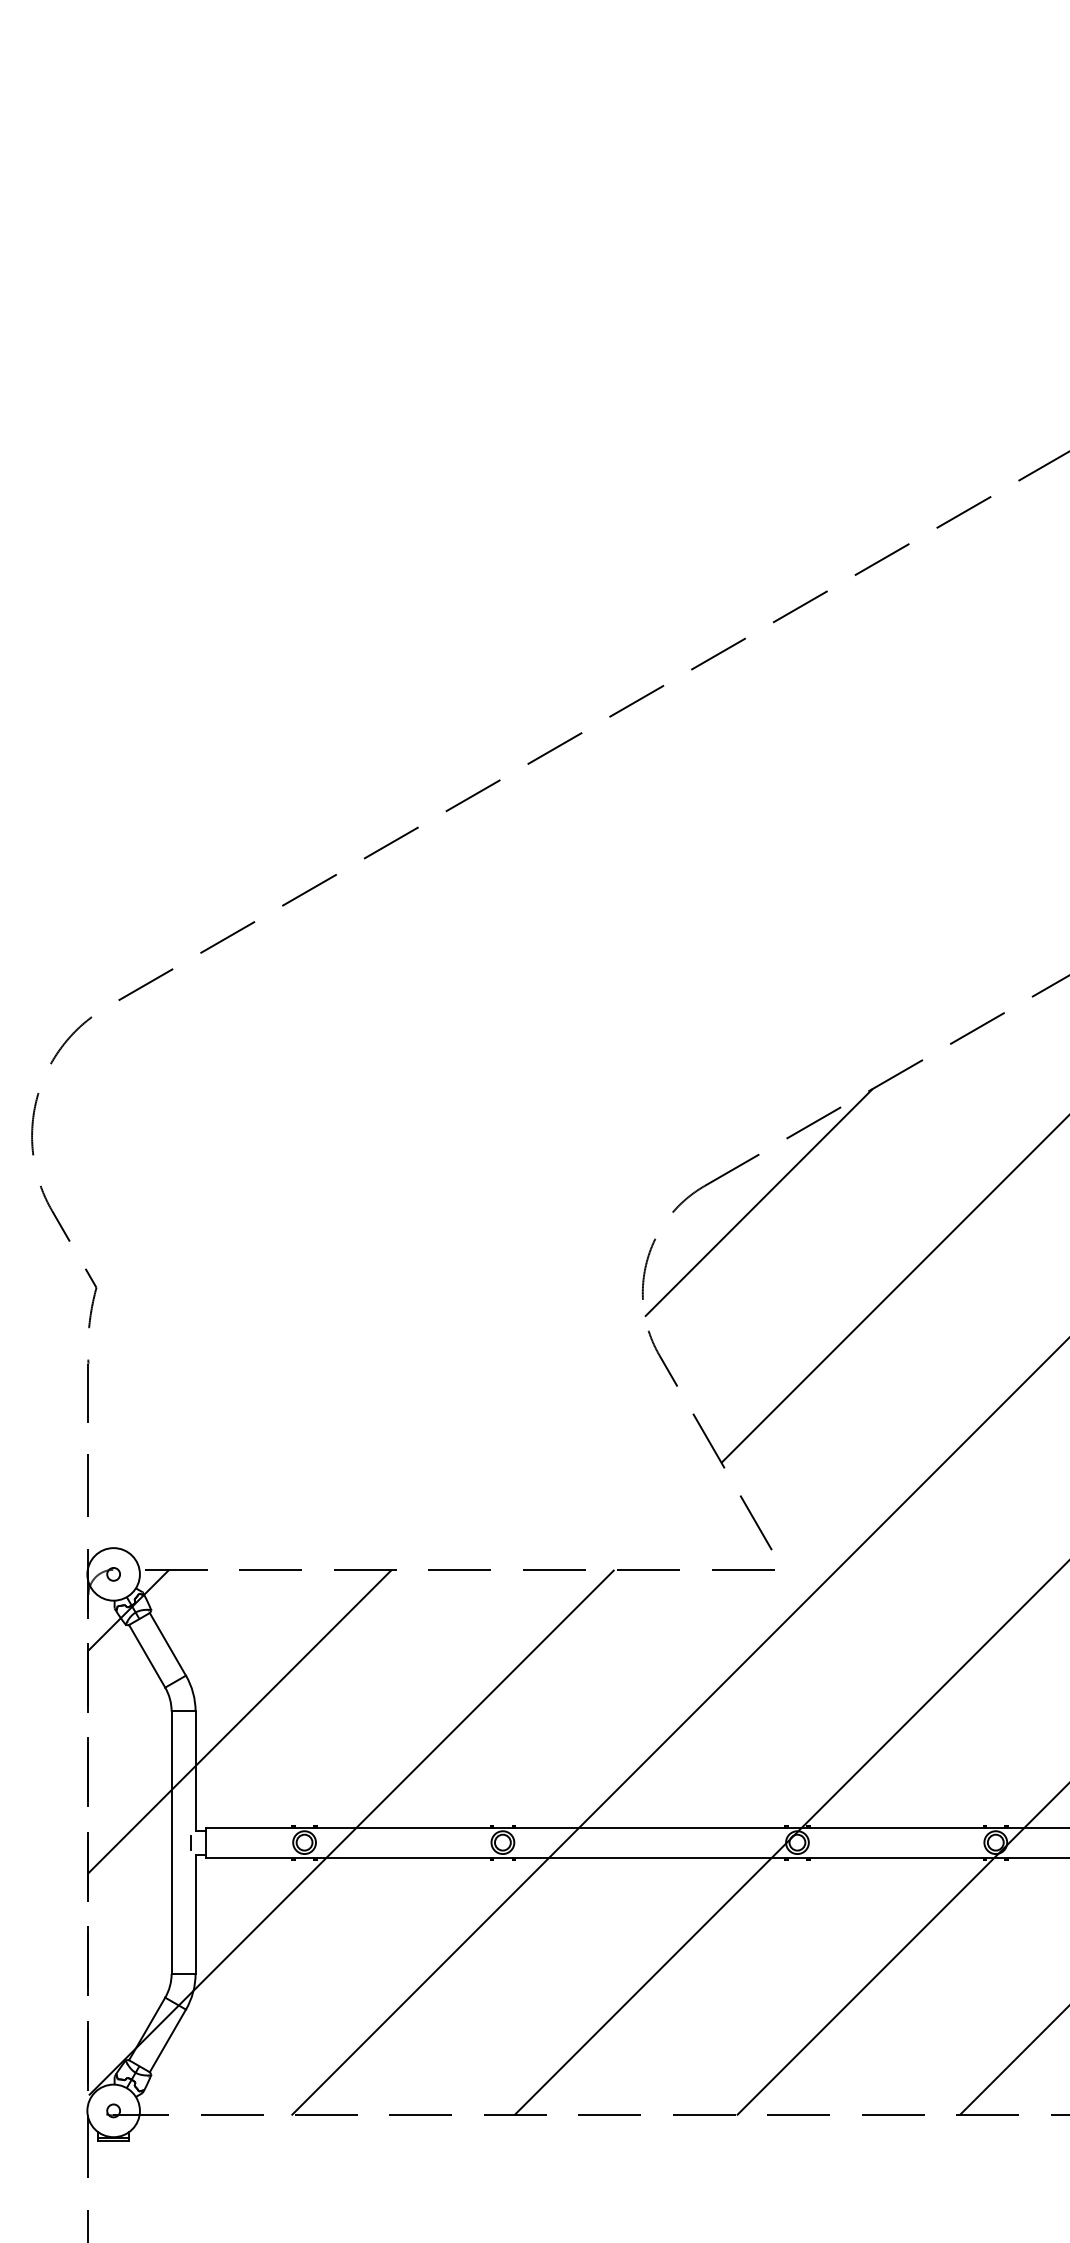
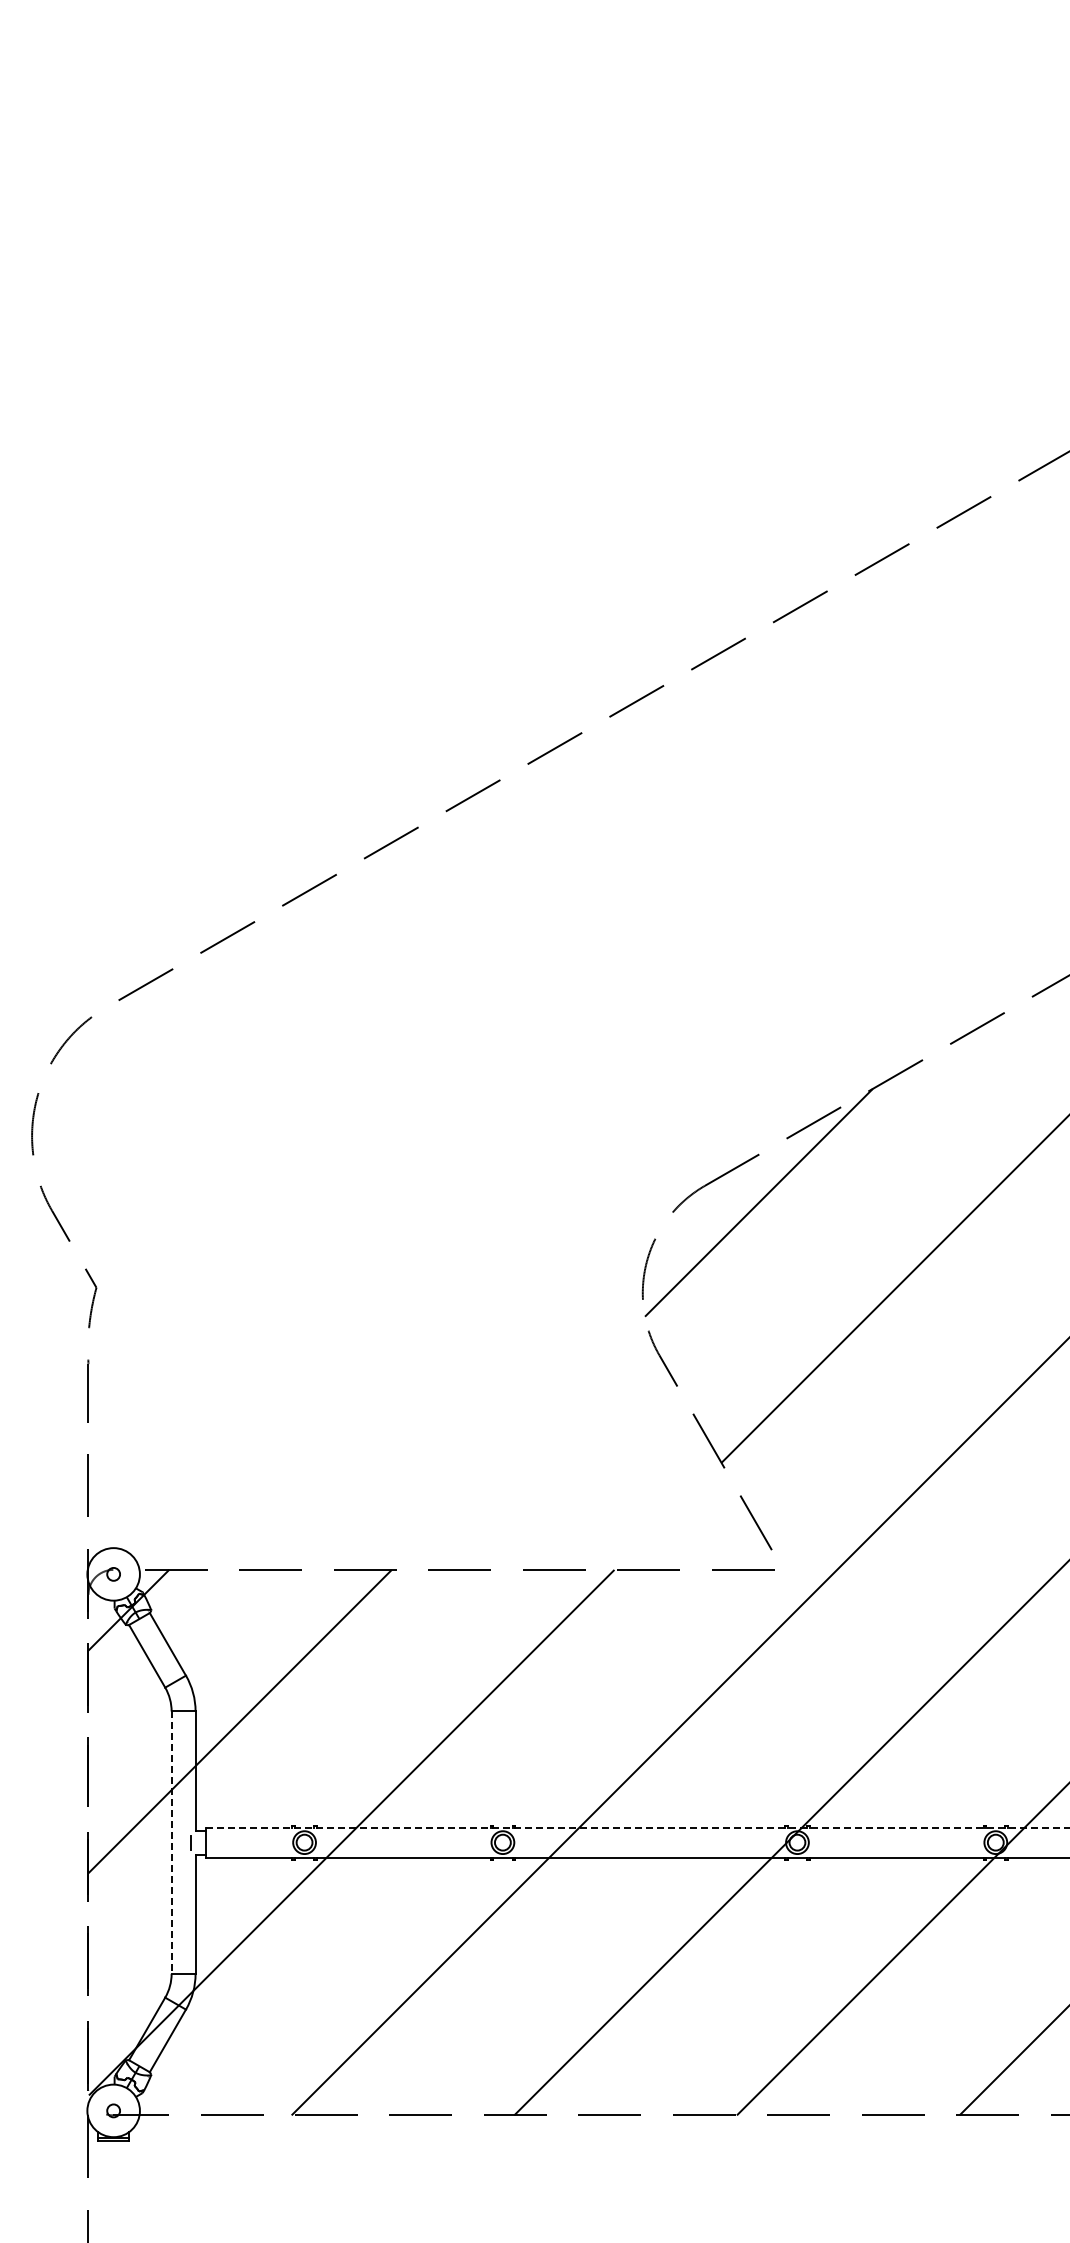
line: solid -> dashed (638, 1827)
line: solid -> dashed (171, 1843)
